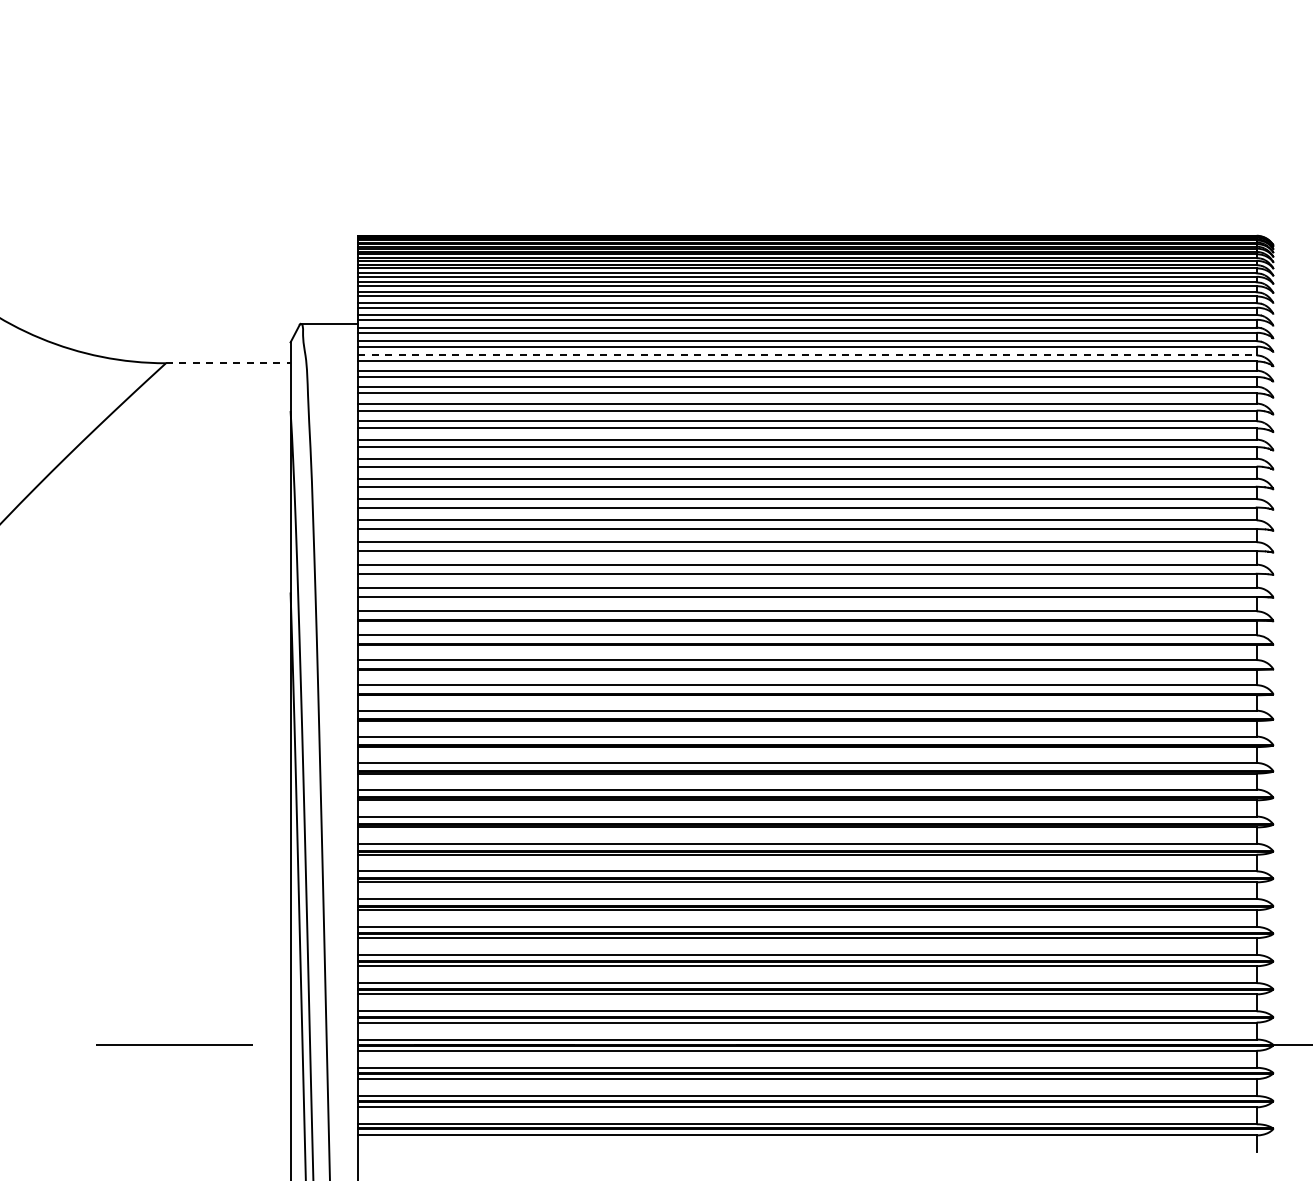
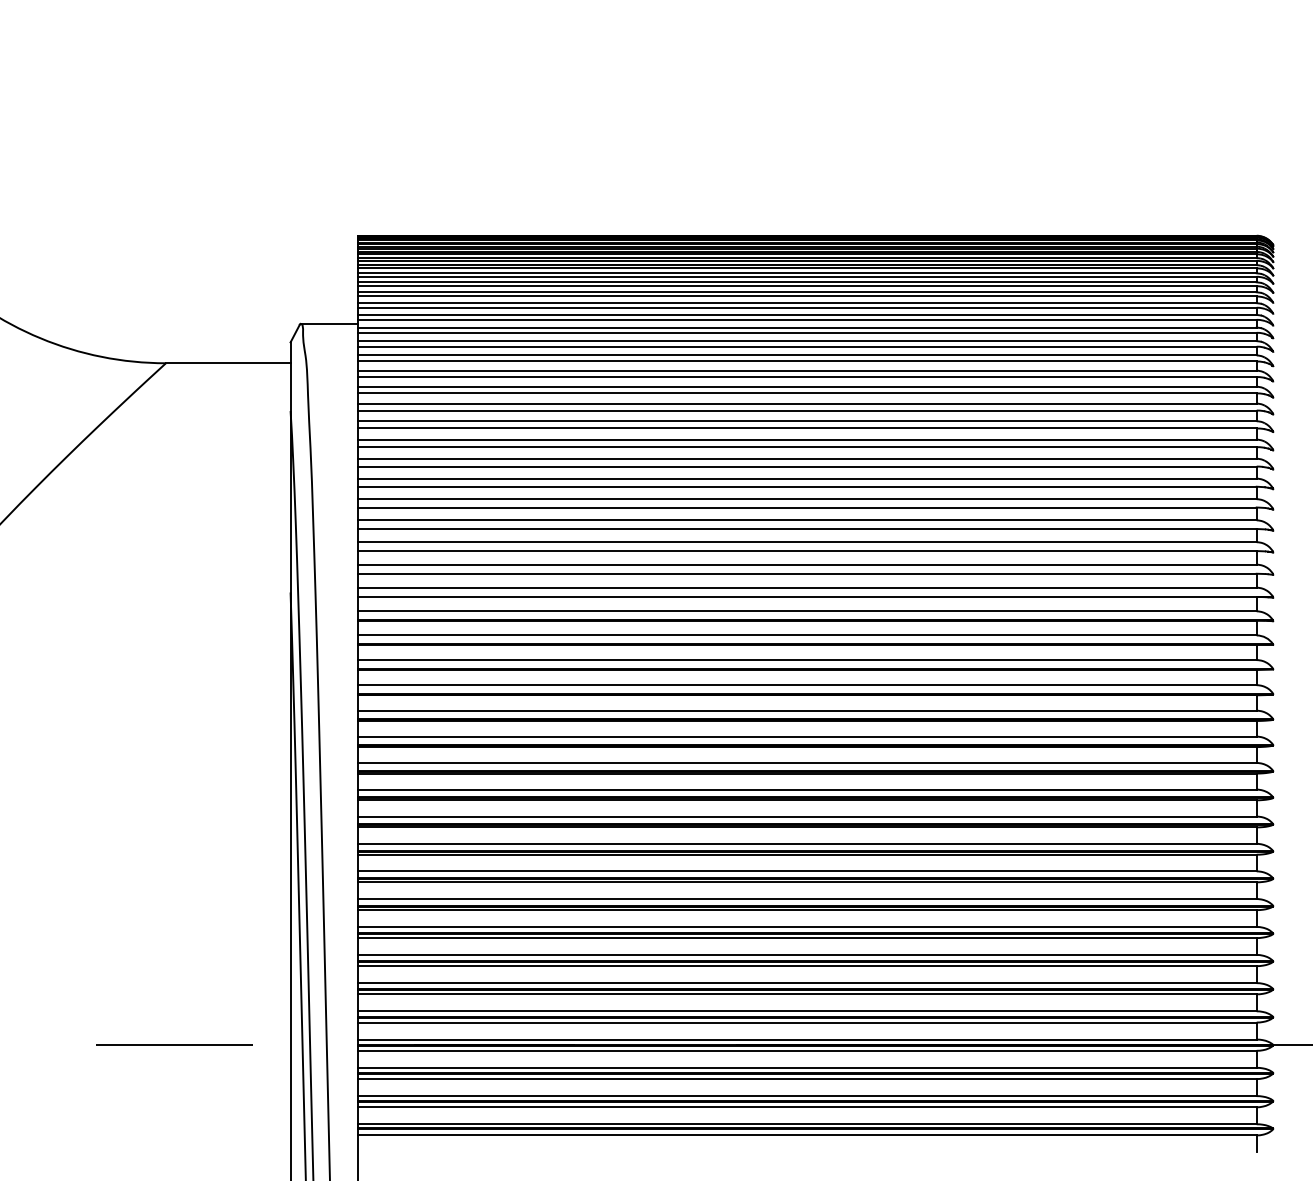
line: dashed -> solid (808, 355)
line: dashed -> solid (228, 363)
